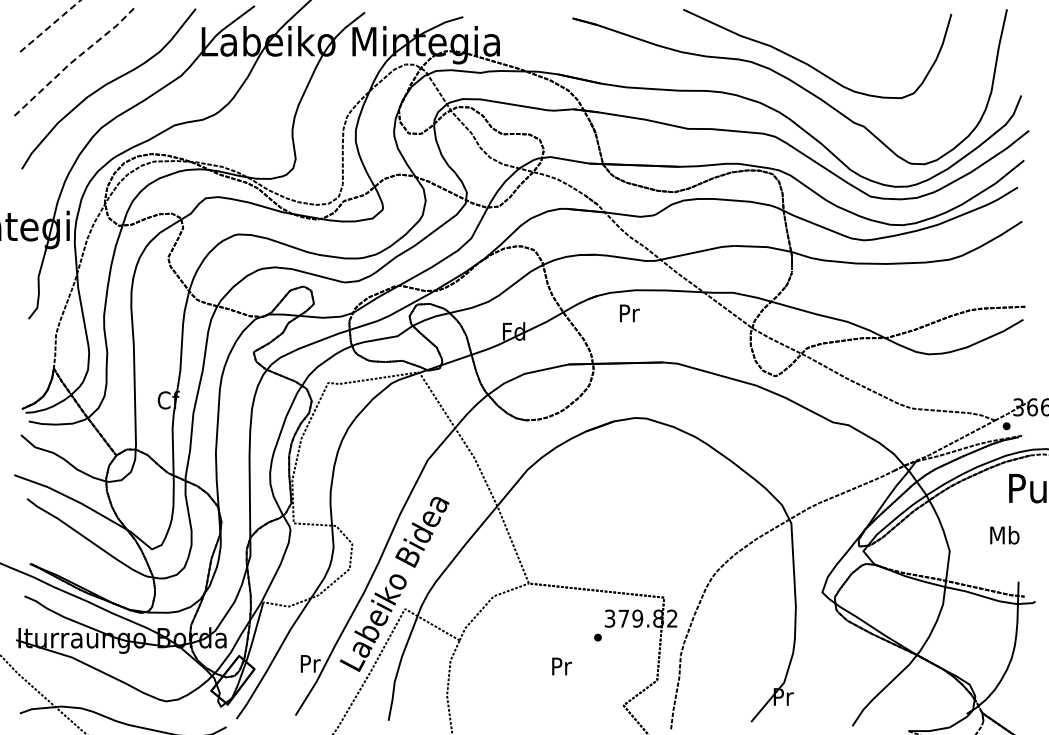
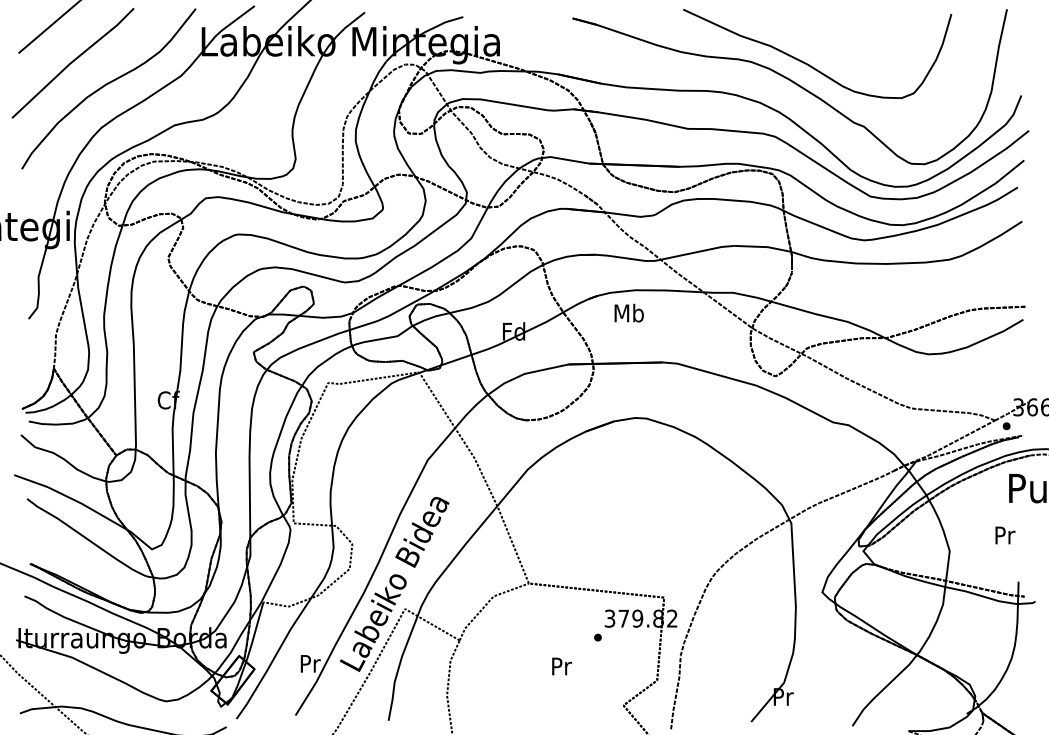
line: dashed -> solid (49, 27)
line: dashed -> solid (71, 62)
text: Pr -> Mb (628, 312)
text: Mb -> Pr (1004, 534)
